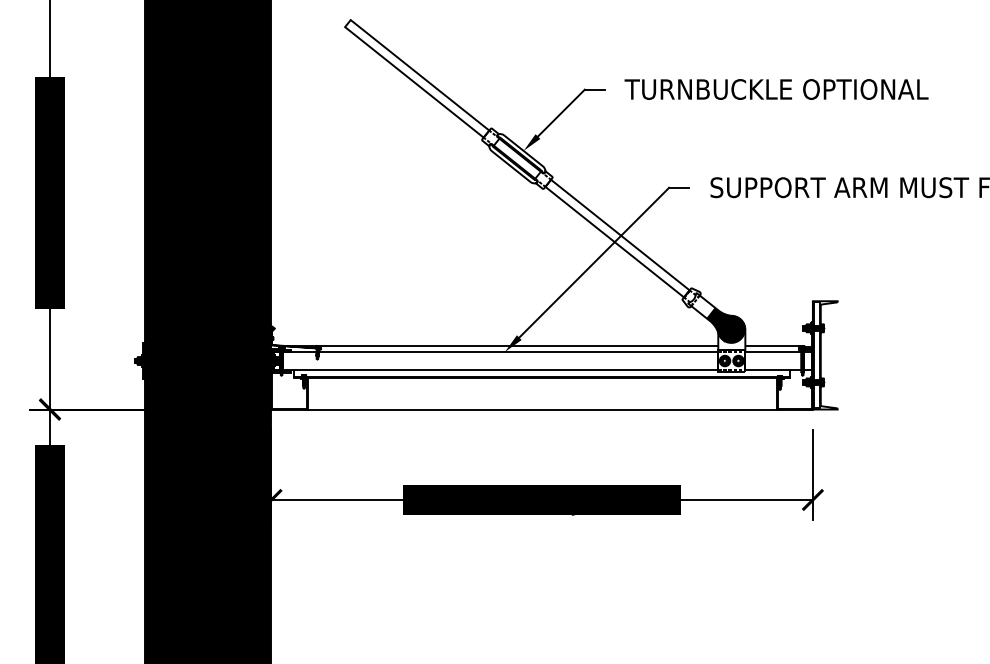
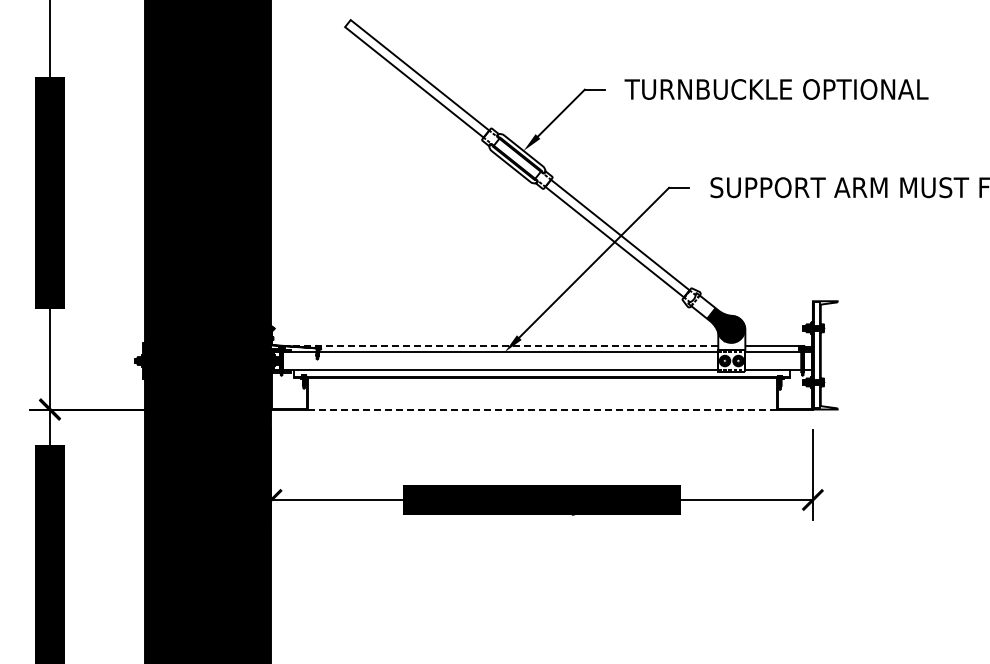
line: solid -> dashed (501, 346)
line: solid -> dashed (542, 409)
